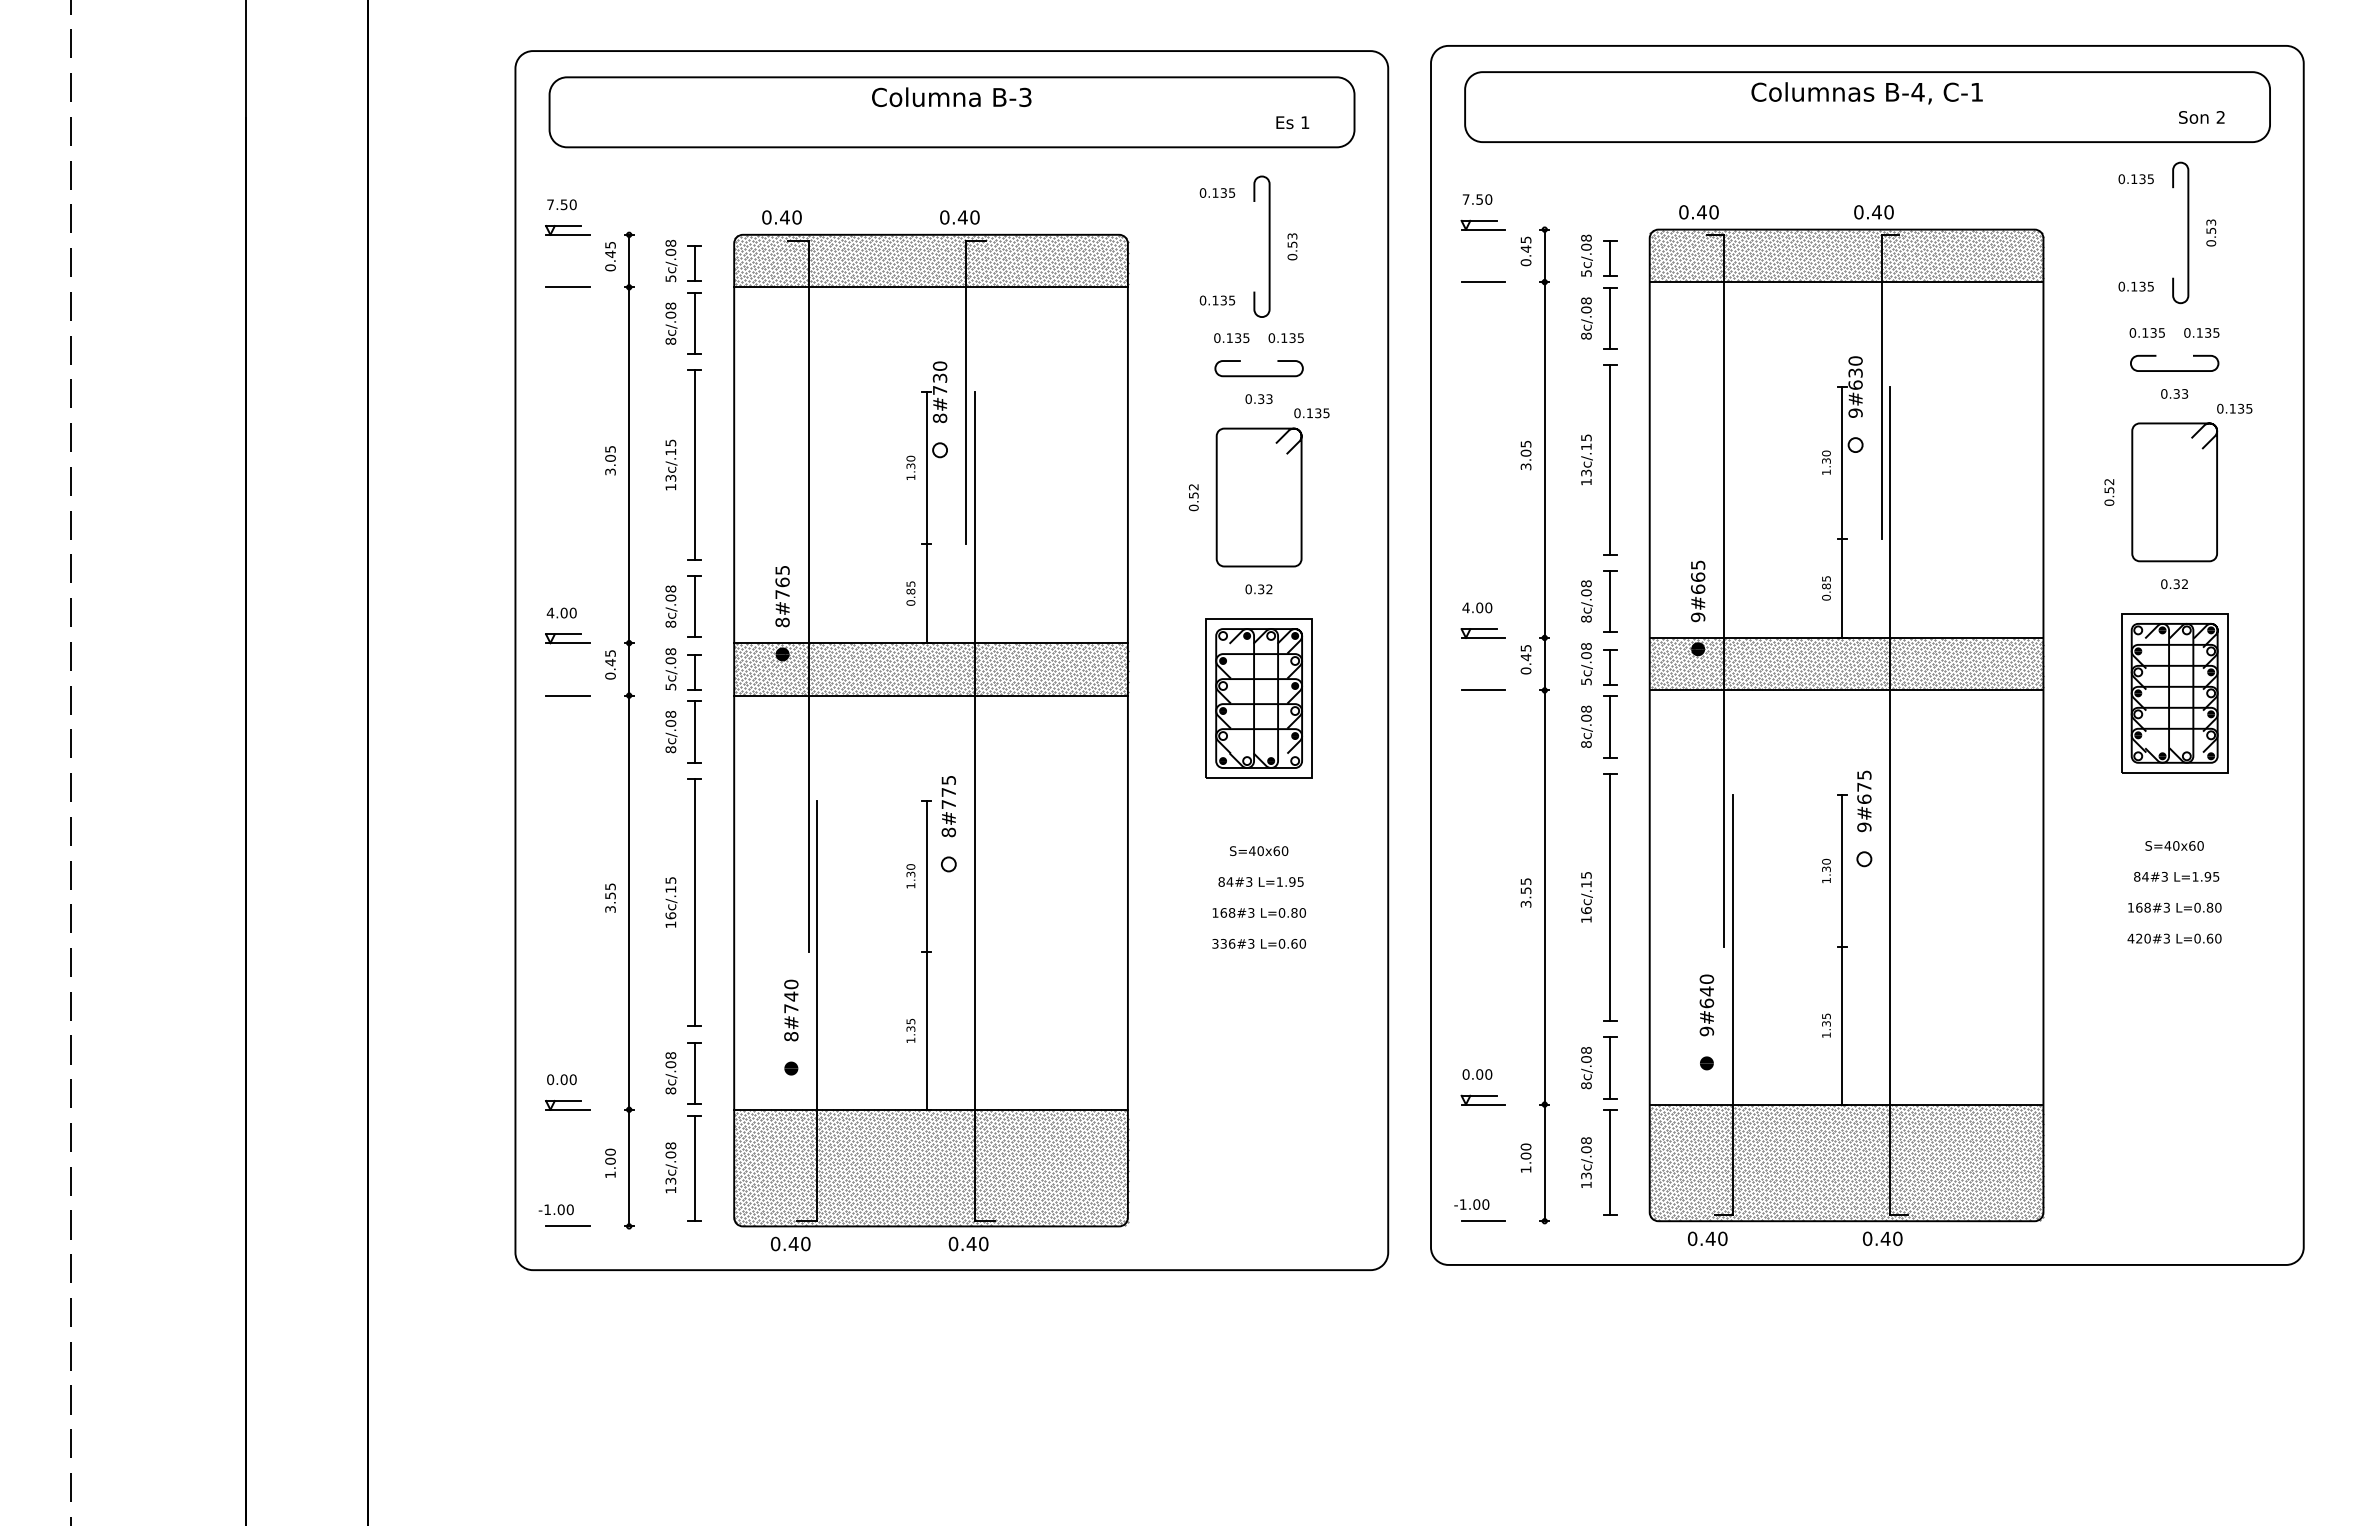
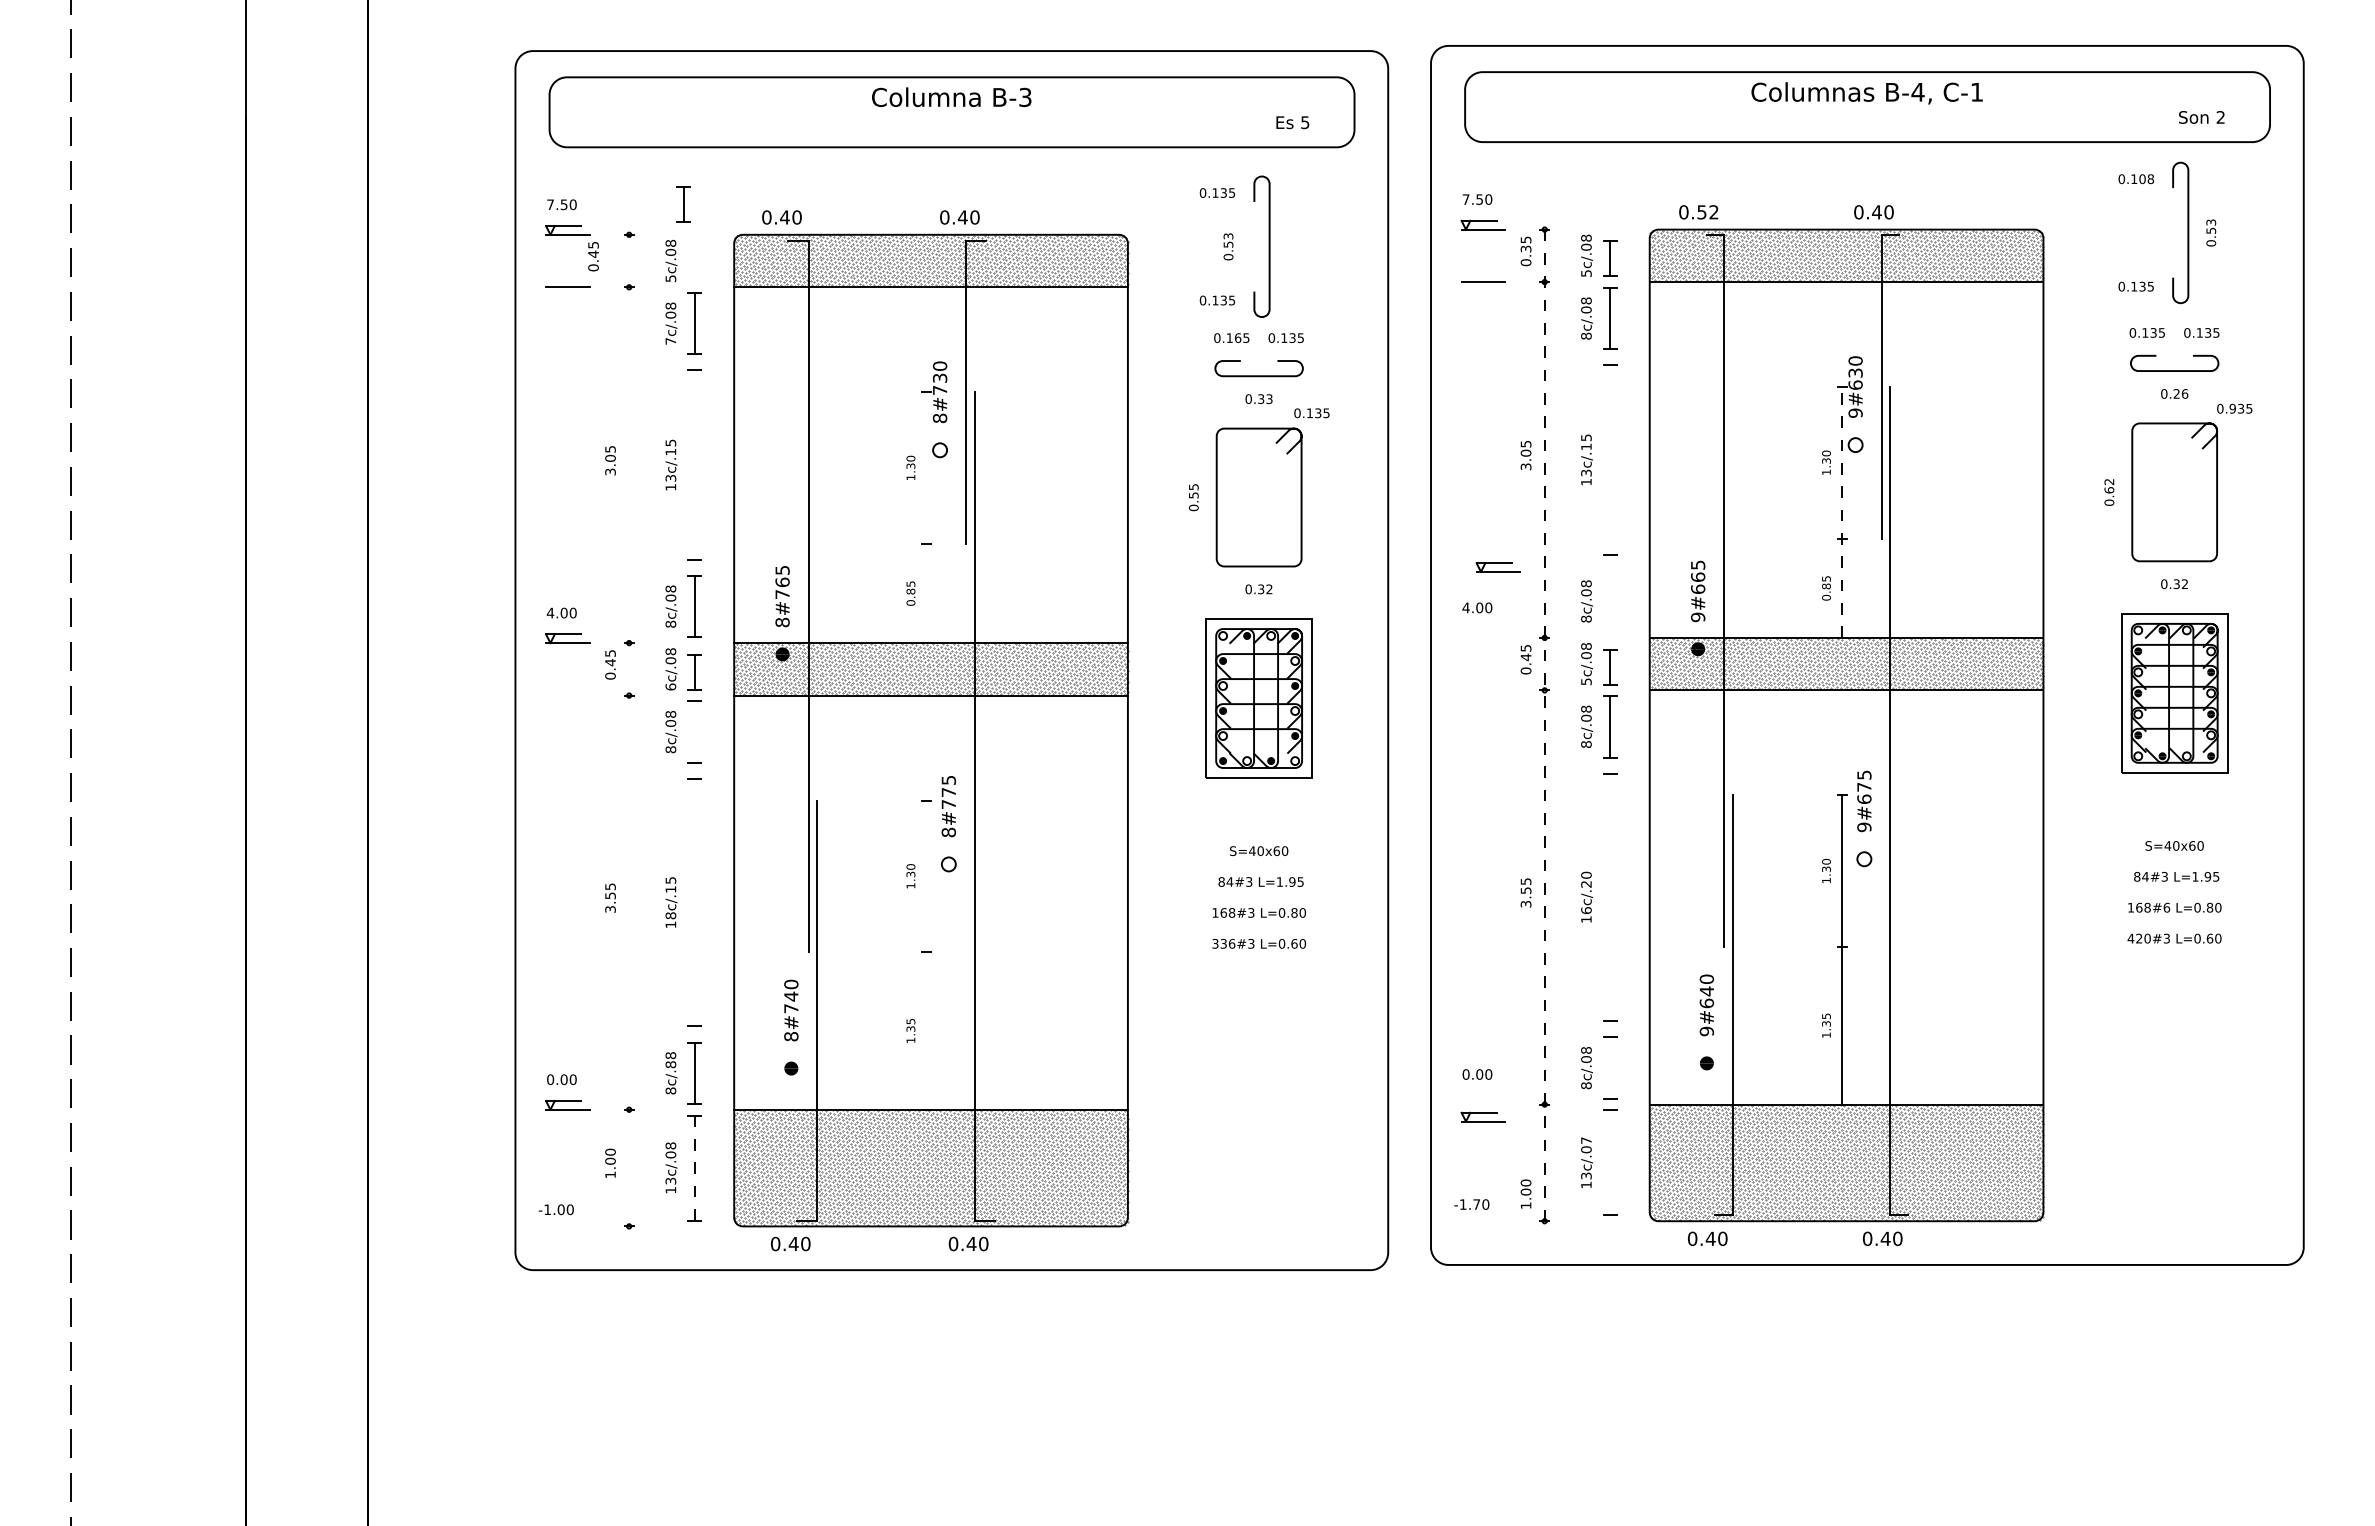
text: 1 -> 5 (1305, 122)
text: 0.135 -> 0.108 (2146, 179)
text: 0.40 -> 0.52 (1707, 212)
text position: (1292, 246) -> (1228, 246) (1228, 246)
text: 0.45 -> 0.35 (1525, 248)
text position: (610, 256) -> (593, 256) (593, 256)
part position: (694, 263) -> (683, 204) (683, 204)
text: 0.135 -> 0.165 (1238, 337)
text: 8c/.08 -> 7c/.08 (670, 340)
text: 0.33 -> 0.26 (2180, 393)
text: 0.135 -> 0.935 (2232, 408)
line: present -> none (1610, 460)
line: present -> none (694, 465)
text: 0.52 -> 0.55 (1193, 487)
text: 0.52 -> 0.62 (2109, 490)
line: solid -> dashed (1842, 512)
line: present -> none (926, 517)
part: present -> none (1610, 601)
part position: (1482, 633) -> (1497, 567) (1497, 567)
text: 5c/.08 -> 6c/.08 (670, 686)
line: present -> none (1483, 690)
line: present -> none (567, 695)
line: solid -> dashed (1544, 725)
line: present -> none (629, 730)
line: present -> none (694, 731)
text: 16c/.15 -> 16c/.20 (1586, 879)
line: present -> none (1610, 897)
line: present -> none (694, 902)
text: 168#3 -> 168#6 (2166, 907)
text: 16c/.15 -> 18c/.15 (670, 915)
line: present -> none (926, 954)
text: 8c/.08 -> 8c/.88 (670, 1064)
line: present -> none (1610, 1067)
part position: (1482, 1099) -> (1482, 1116) (1482, 1116)
text: 13c/.08 -> 13c/.07 (1586, 1140)
text position: (1525, 1157) -> (1525, 1193) (1525, 1193)
line: present -> none (1610, 1162)
line: solid -> dashed (694, 1167)
text: -1.00 -> -1.70 (1476, 1204)
line: present -> none (1483, 1221)
line: present -> none (567, 1226)
